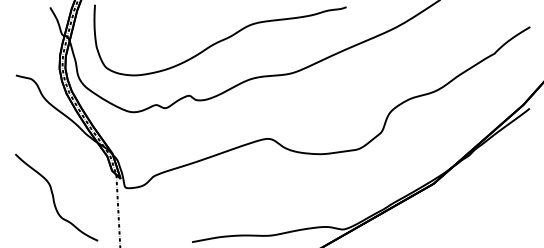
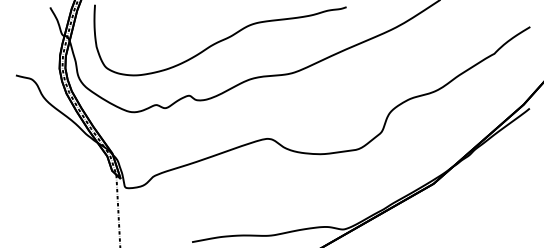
curve: present -> none (54, 197)
